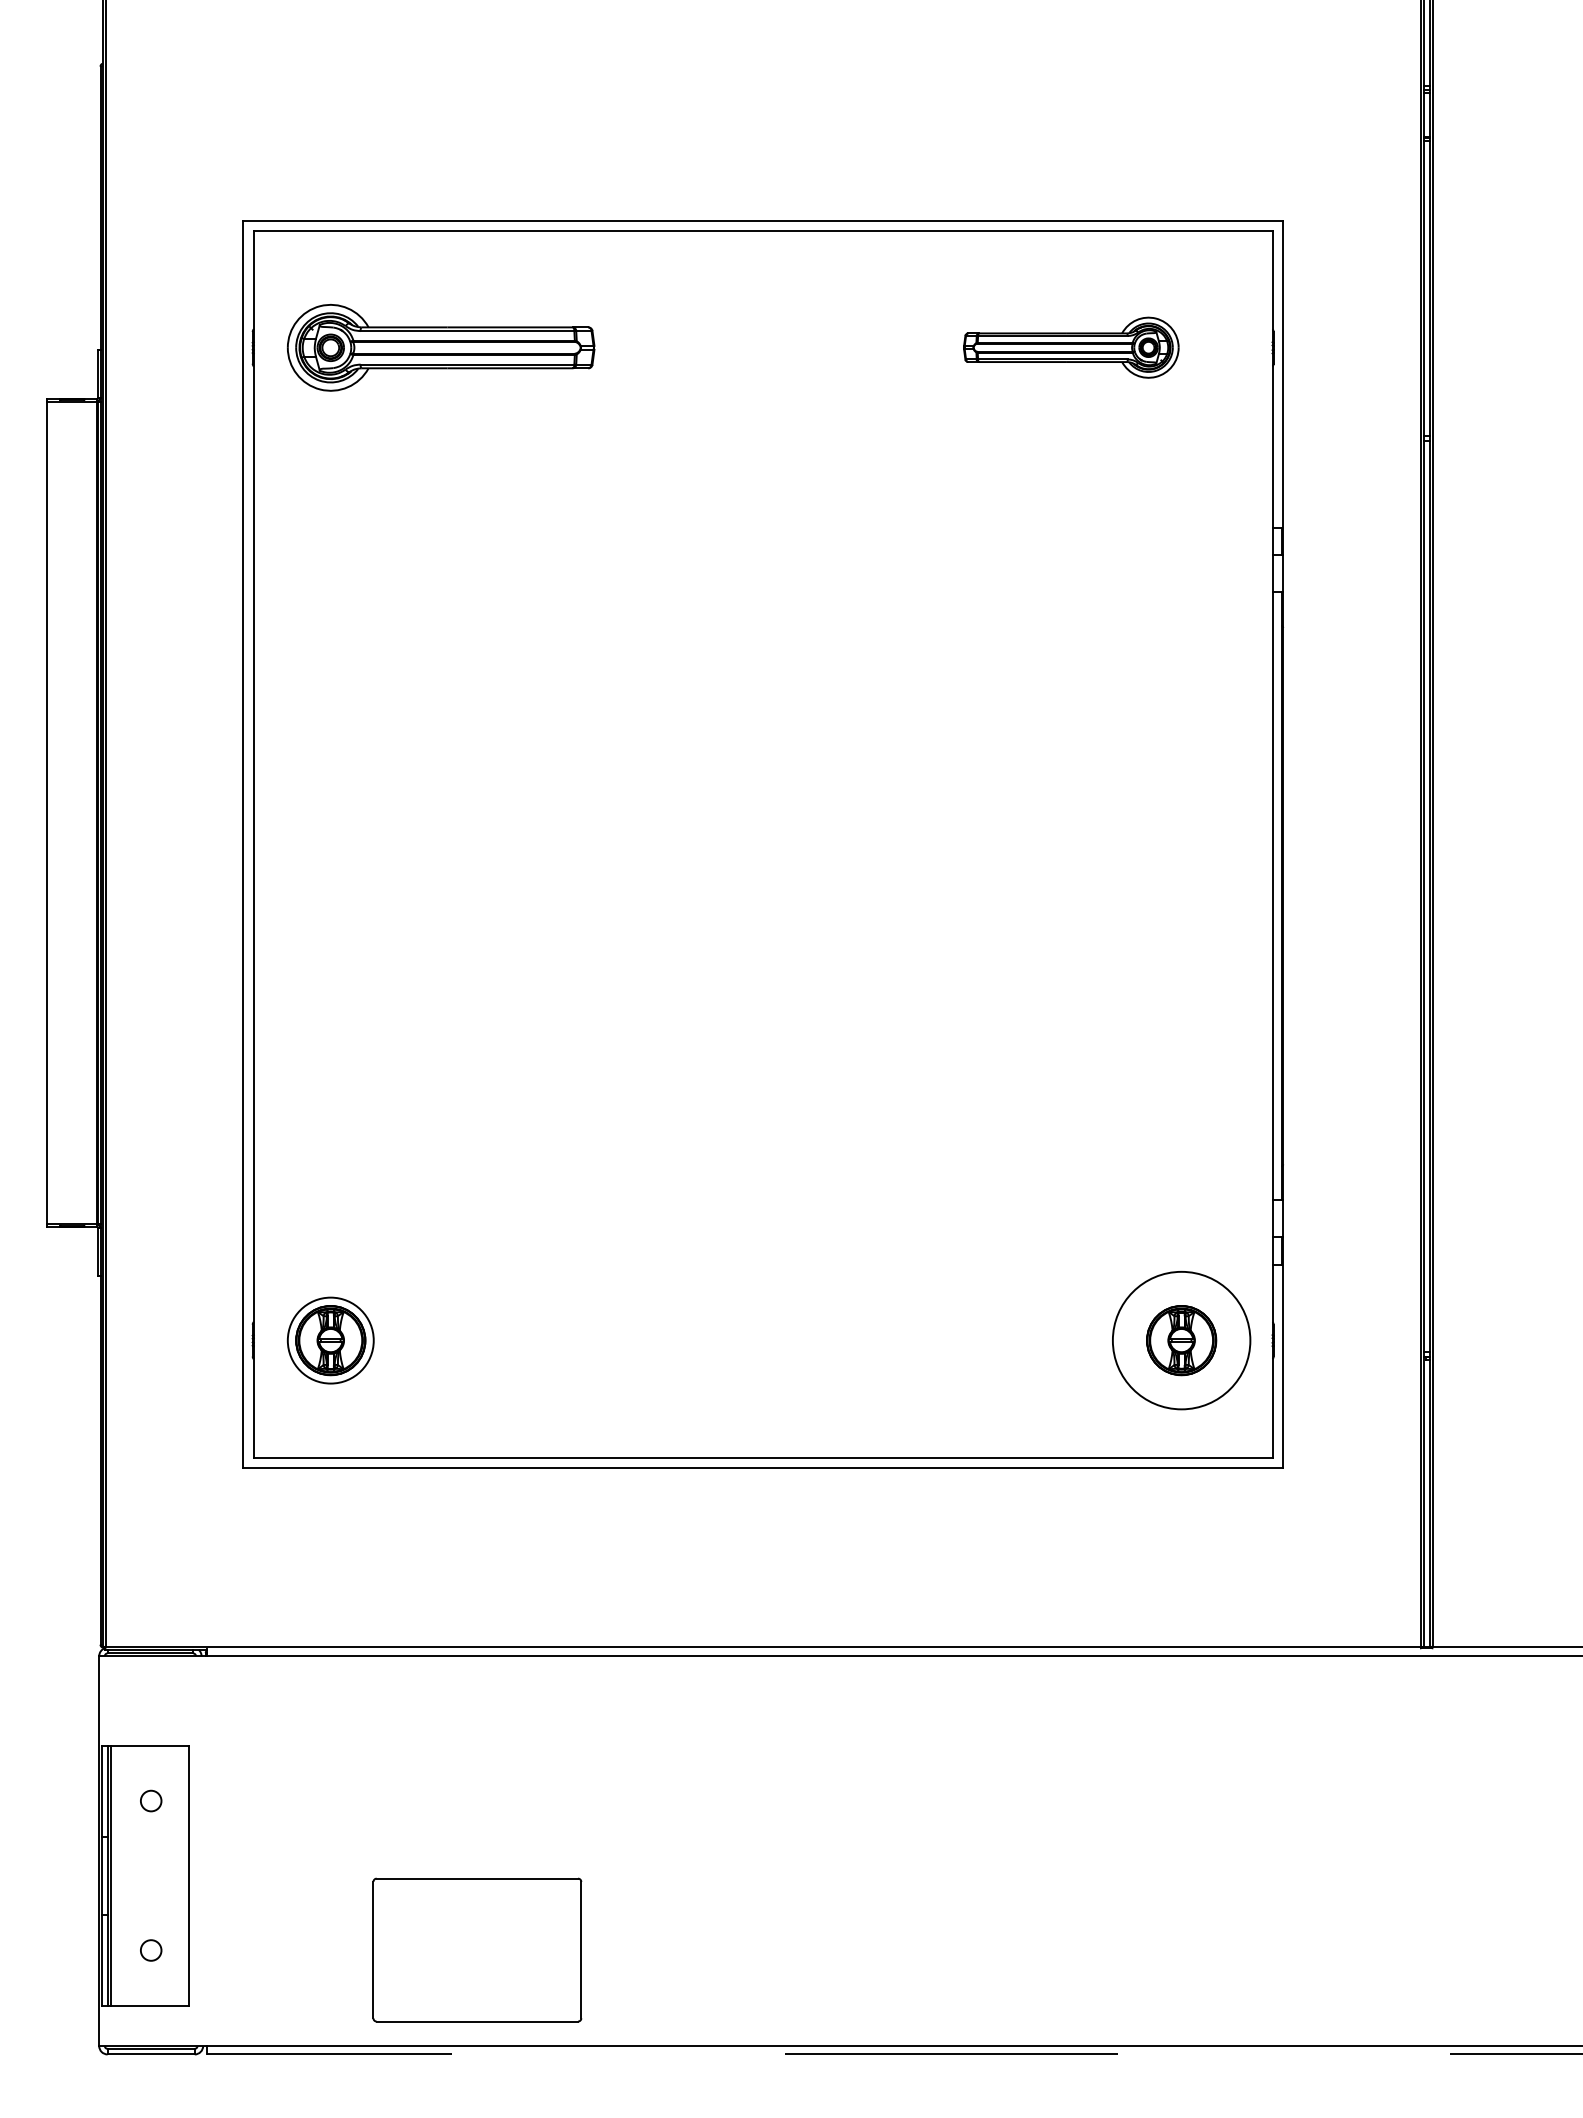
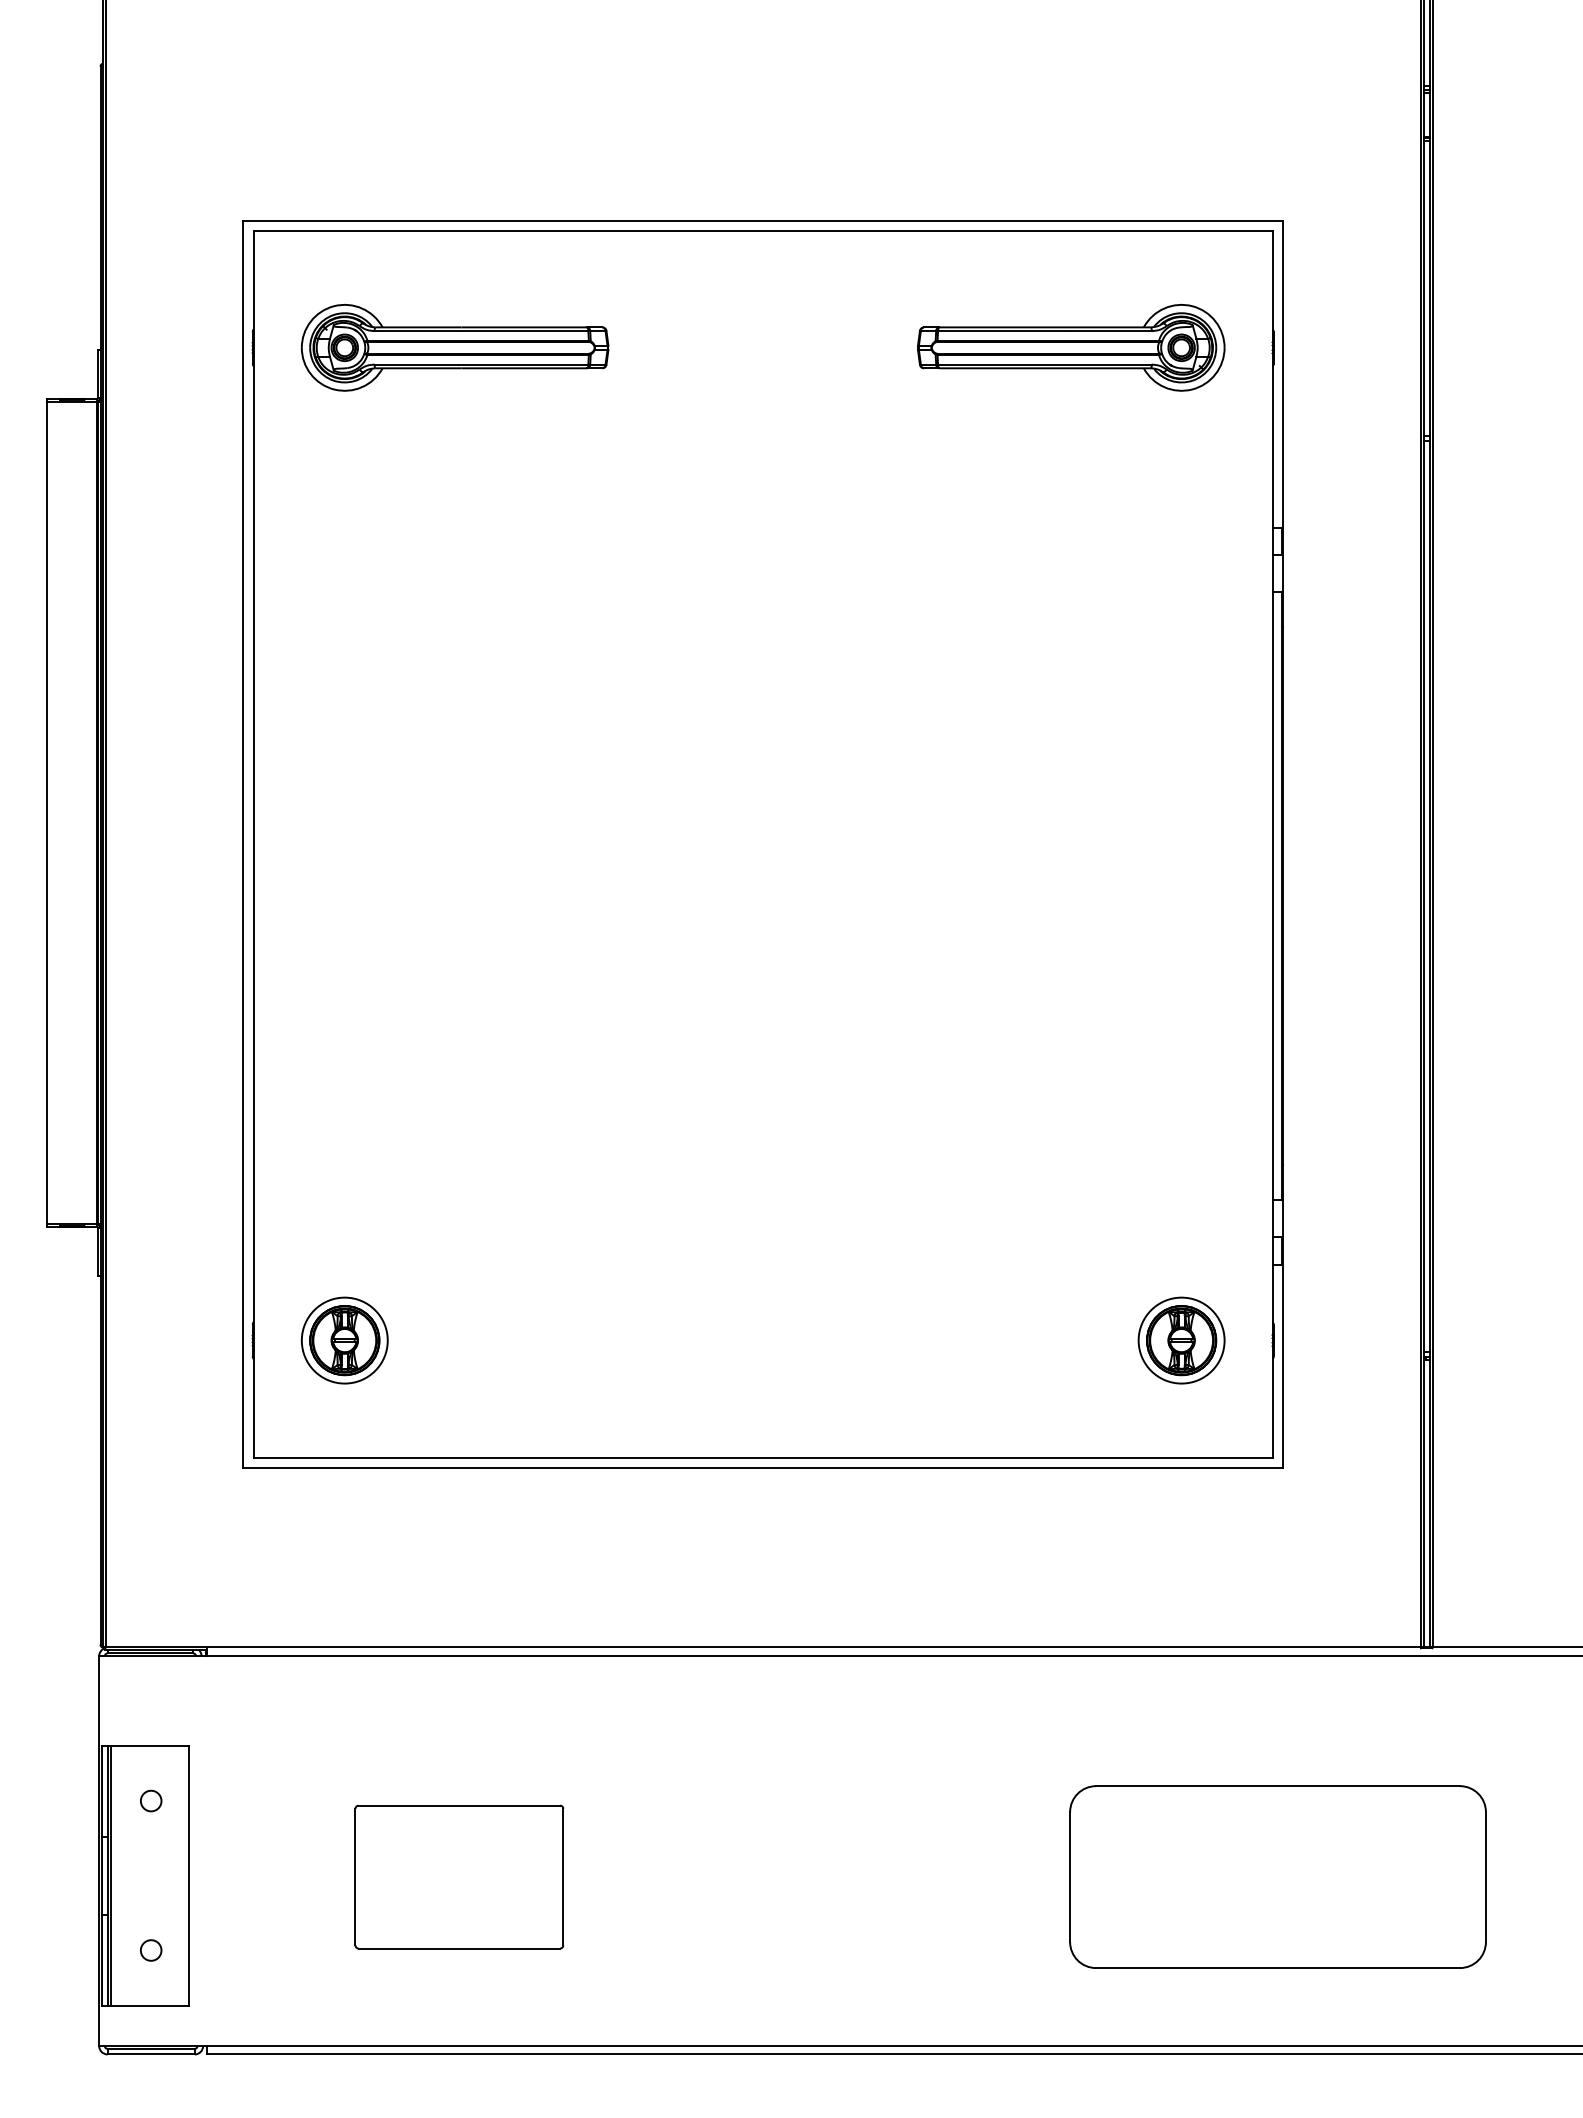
part position: (441, 347) -> (455, 347) (455, 347)
part size: 217x63 px -> 309x89 px (1071, 347)
part position: (330, 1340) -> (344, 1340) (344, 1340)
circle diameter: 138 px -> 86 px (1181, 1340)
part: none -> present (1277, 1876)
part position: (477, 1949) -> (459, 1876) (459, 1876)
line: dashed -> solid (894, 2054)
